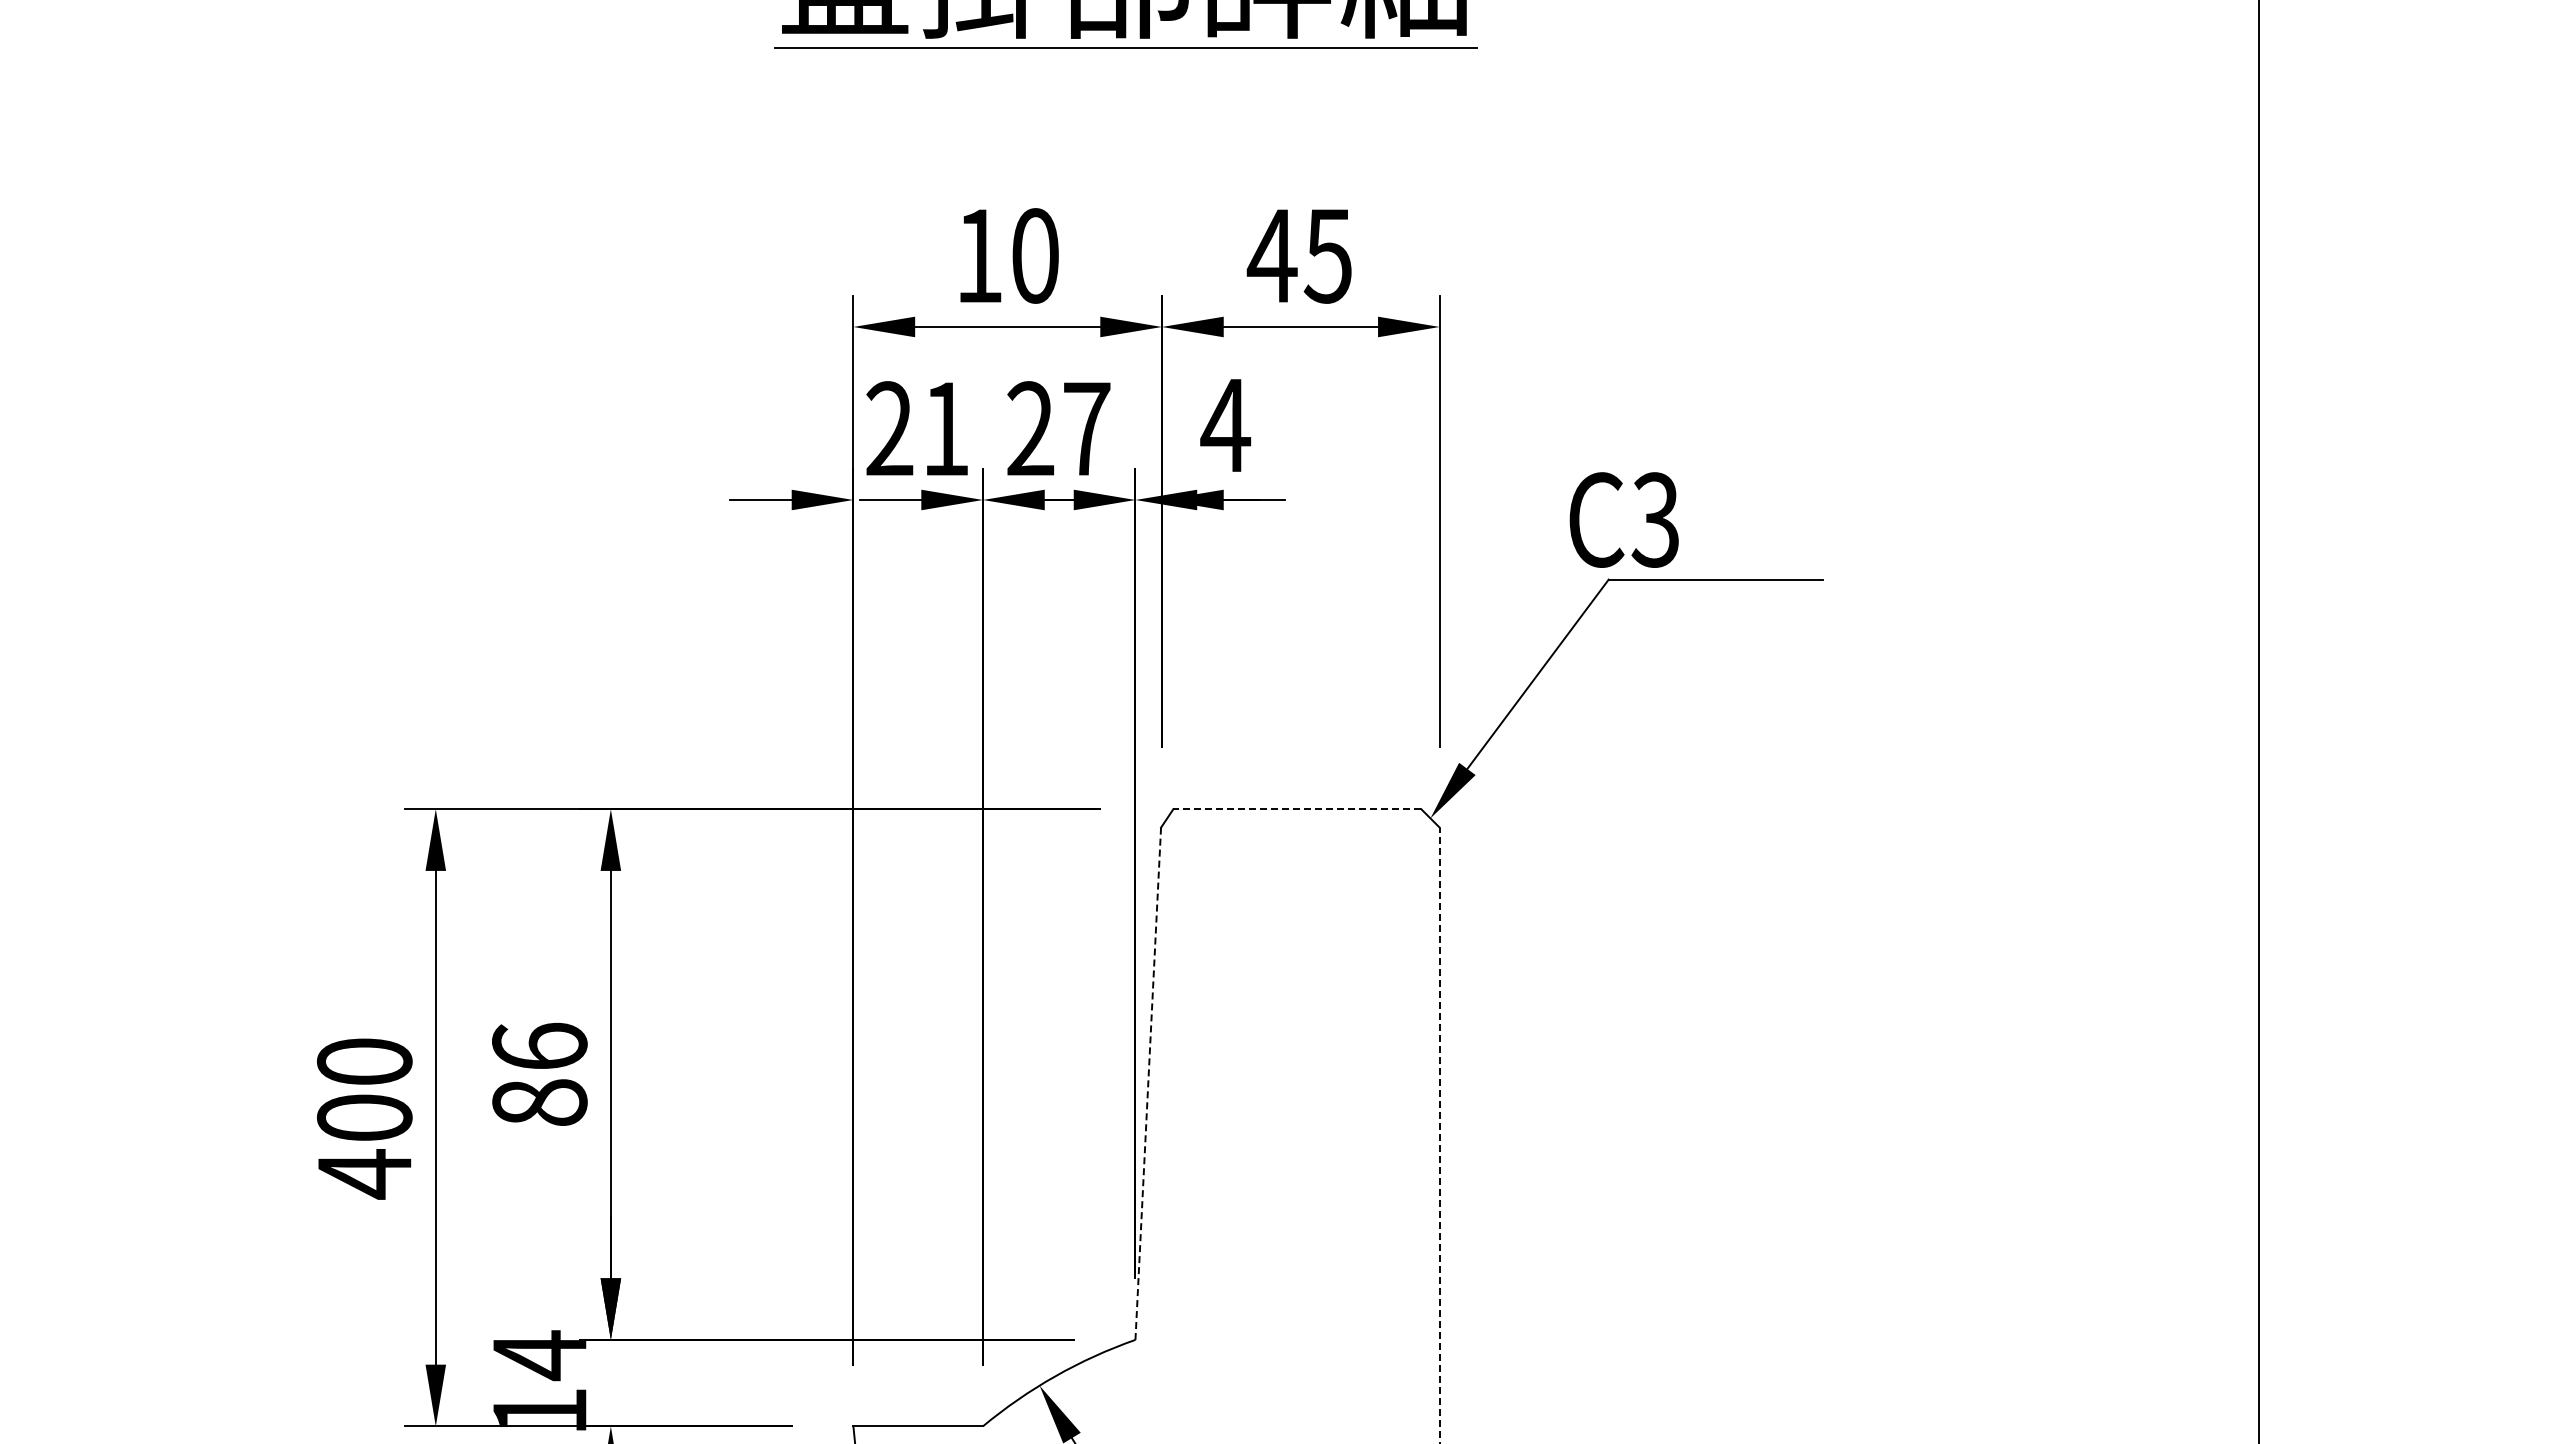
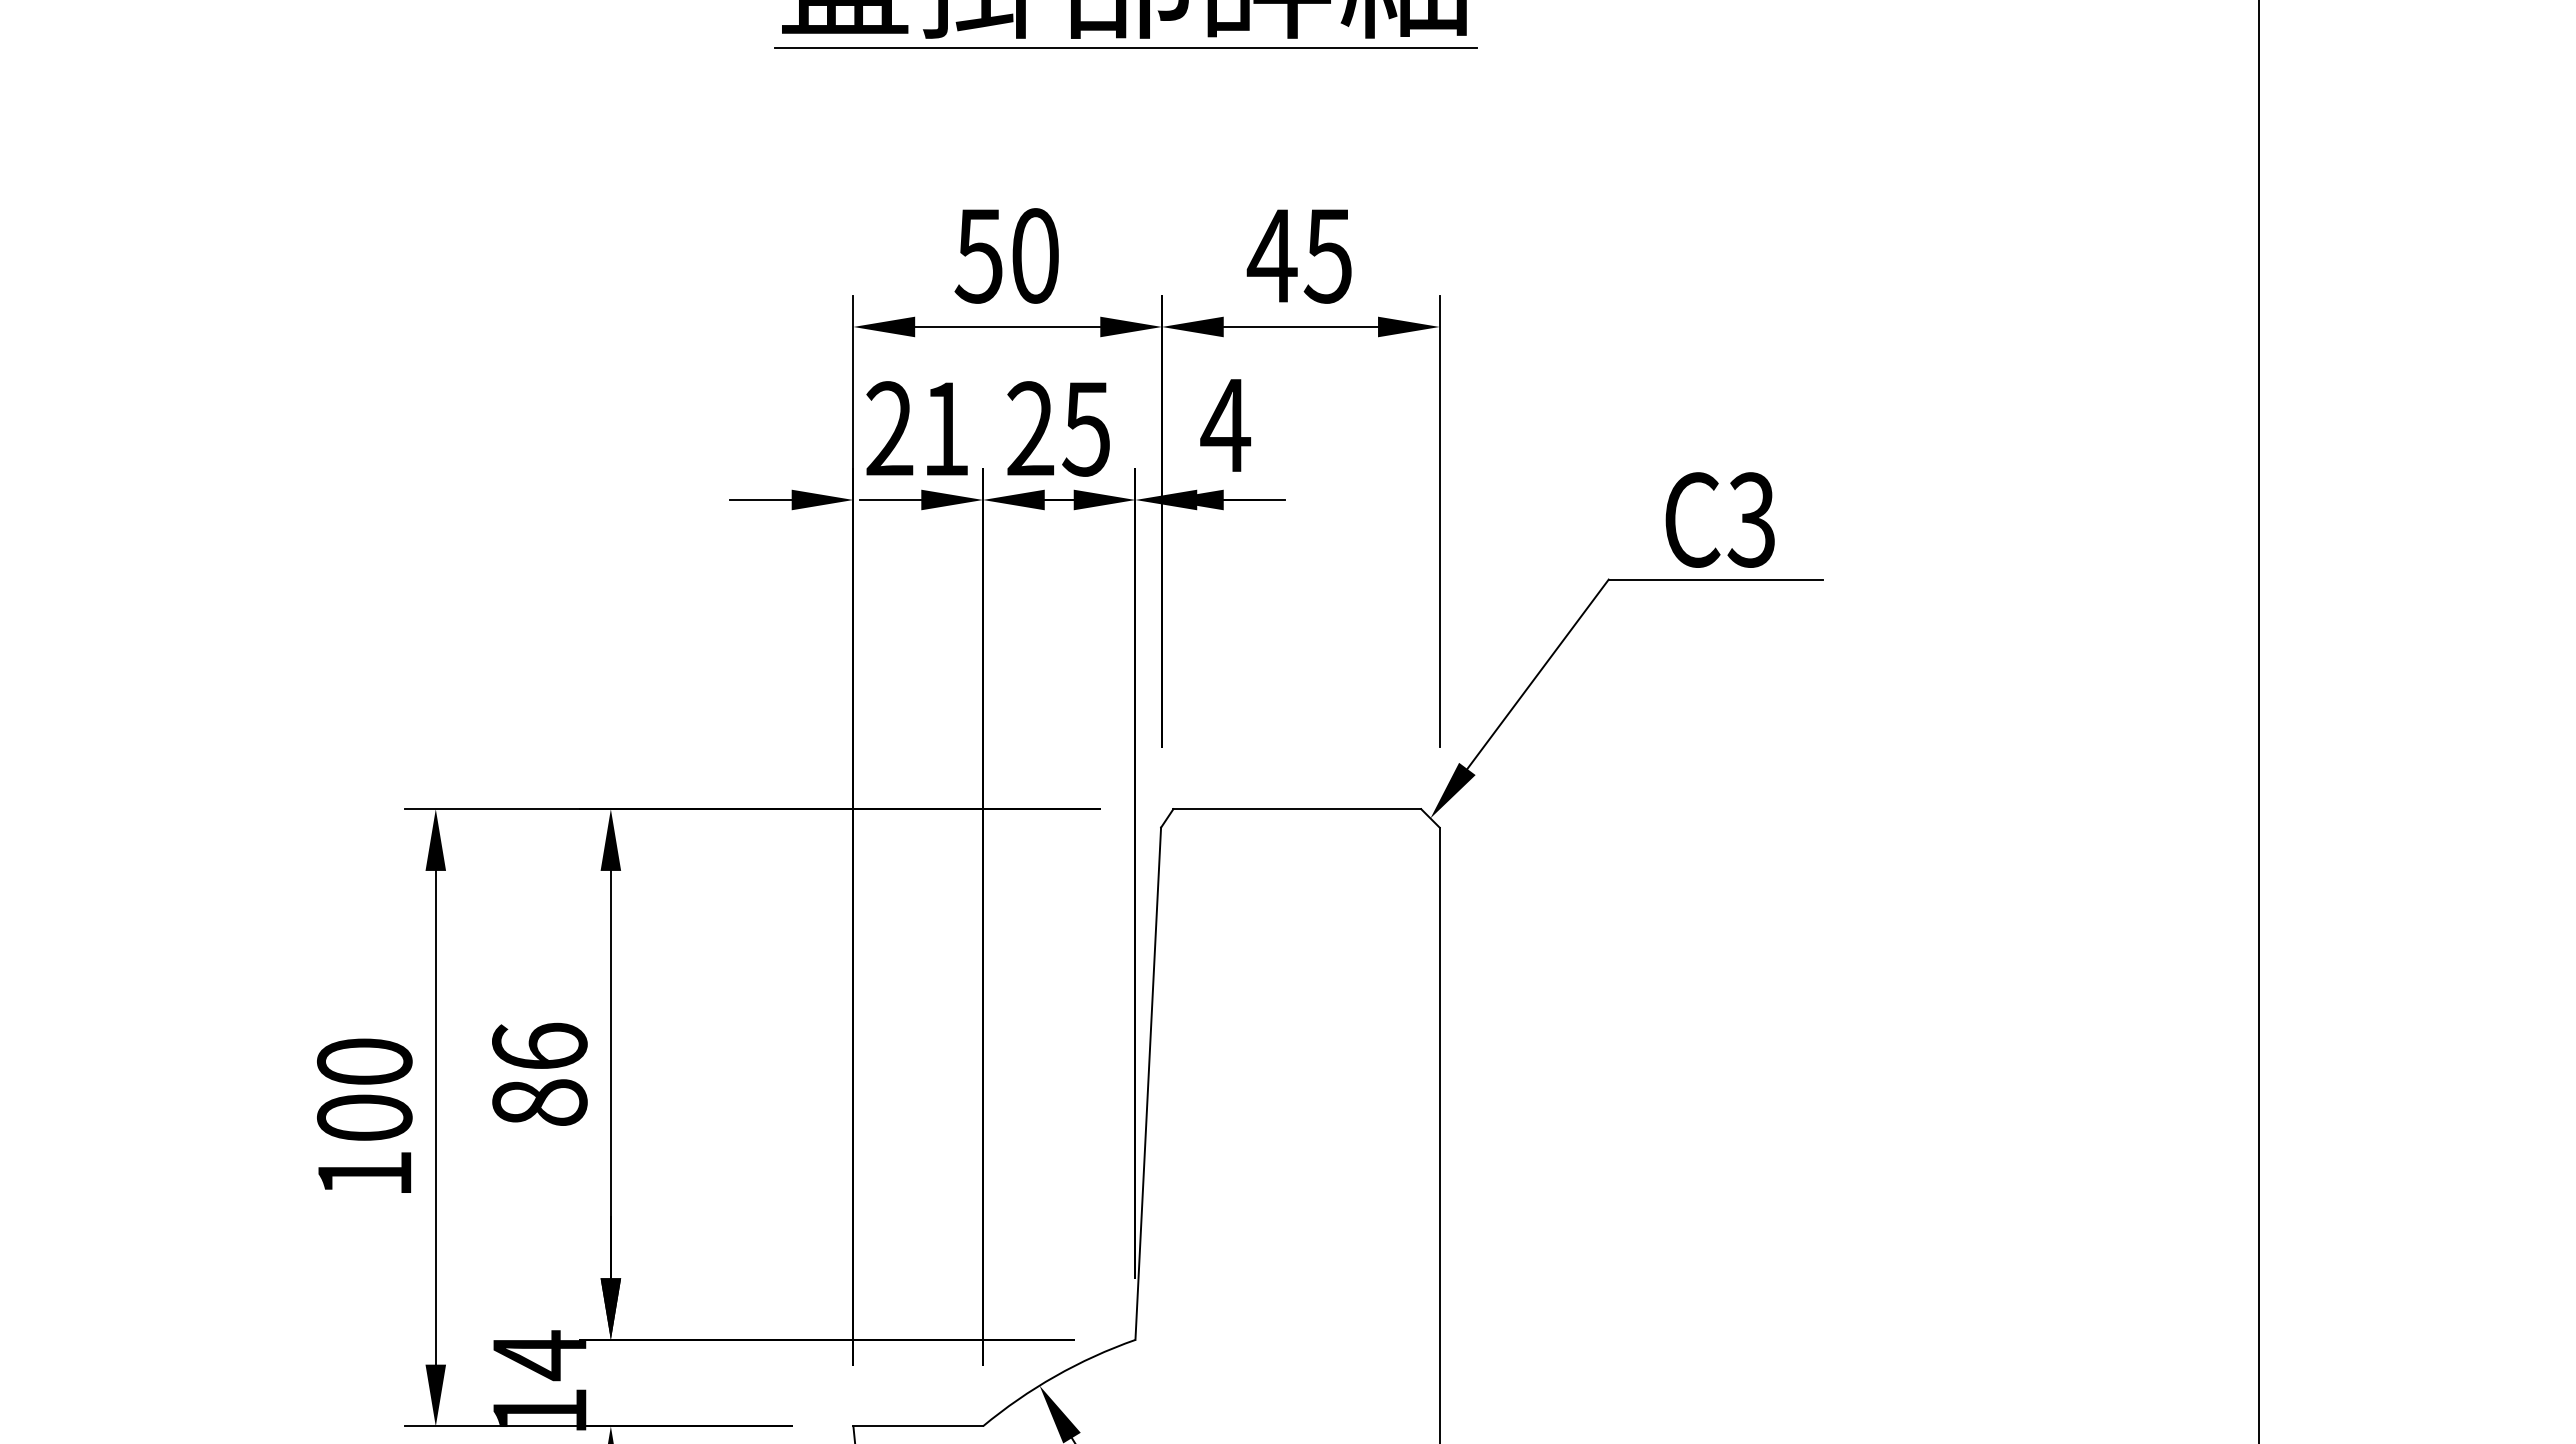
text: 10 -> 50 (978, 256)
text: 27 -> 25 (1086, 429)
text position: (1623, 519) -> (1719, 519) (1719, 519)
line: dashed -> solid (1297, 809)
line: dashed -> solid (1148, 1084)
line: dashed -> solid (1439, 1135)
text: 400 -> 100 (364, 1174)
